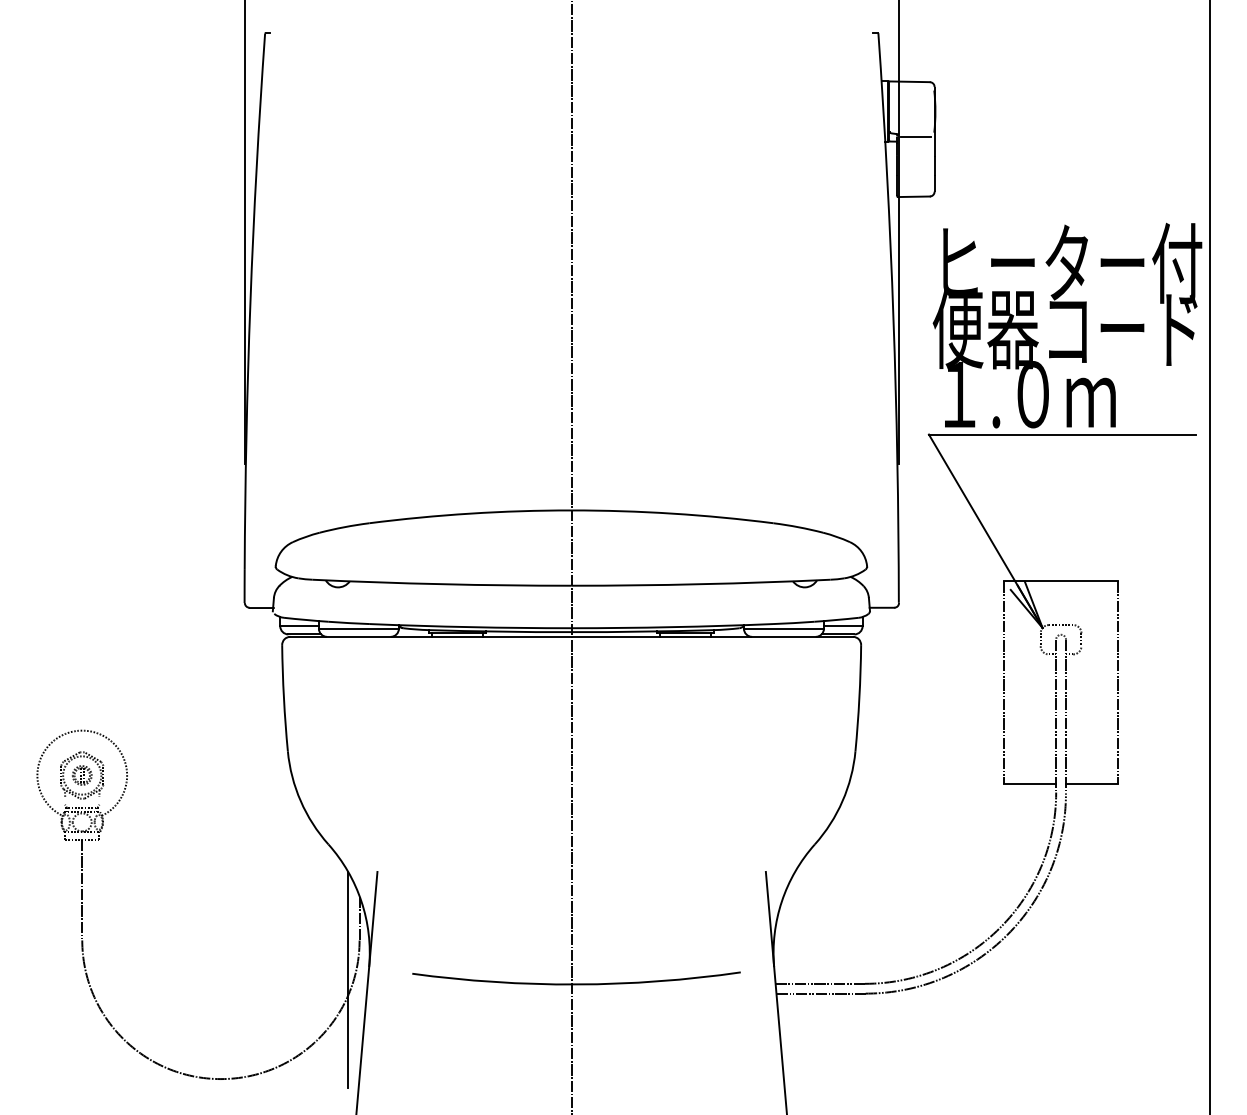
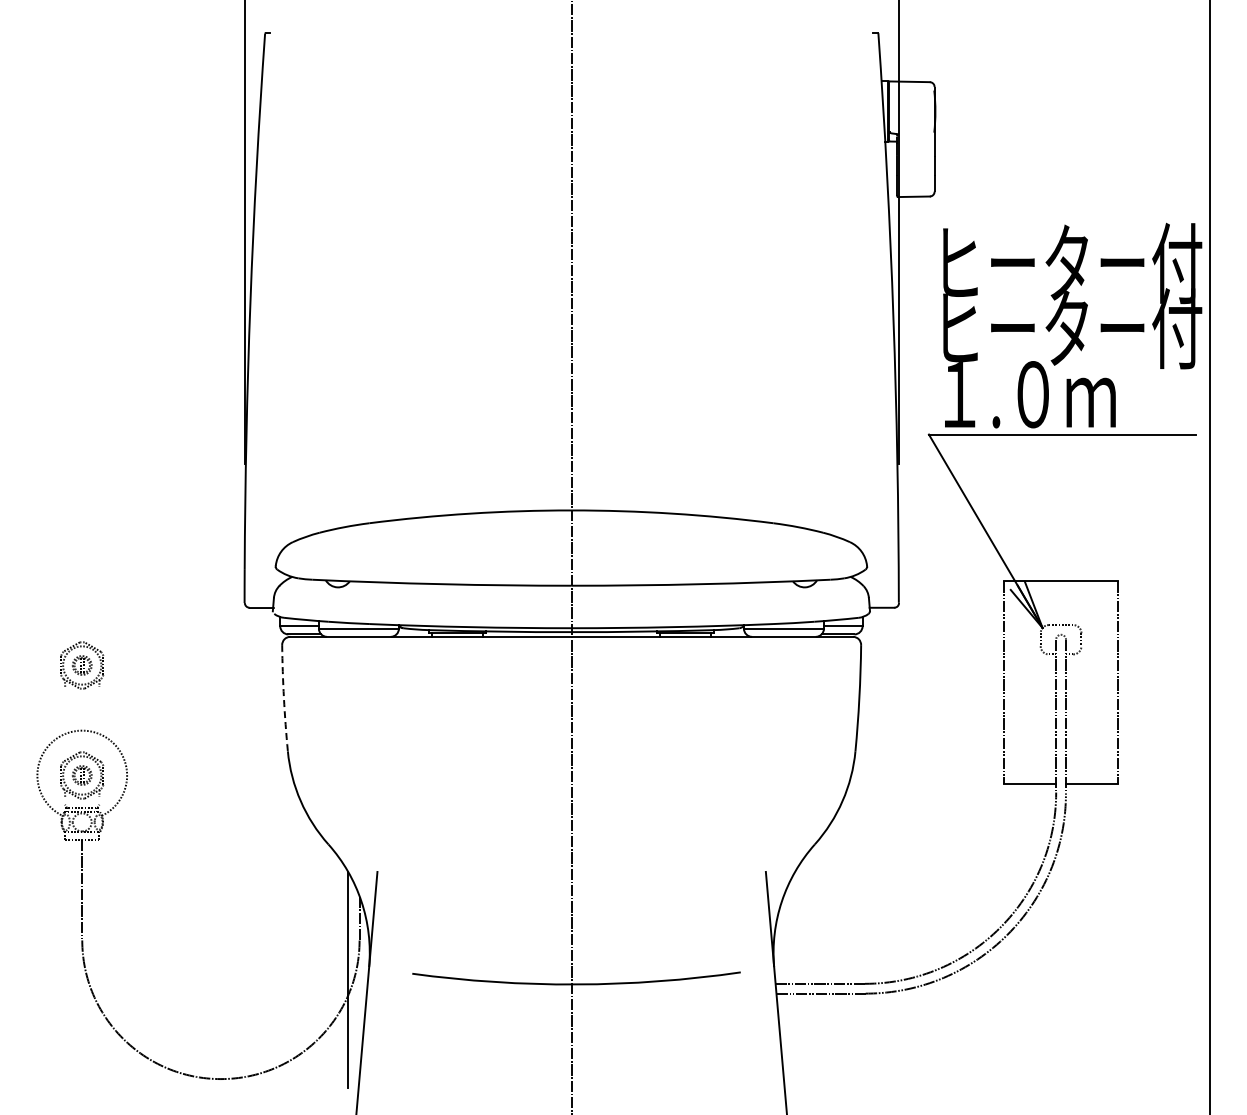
line: present -> none (915, 136)
text: 便器コード -> ヒーター付 (1067, 328)
part: none -> present (82, 665)
arc: solid -> dashed (283, 698)
